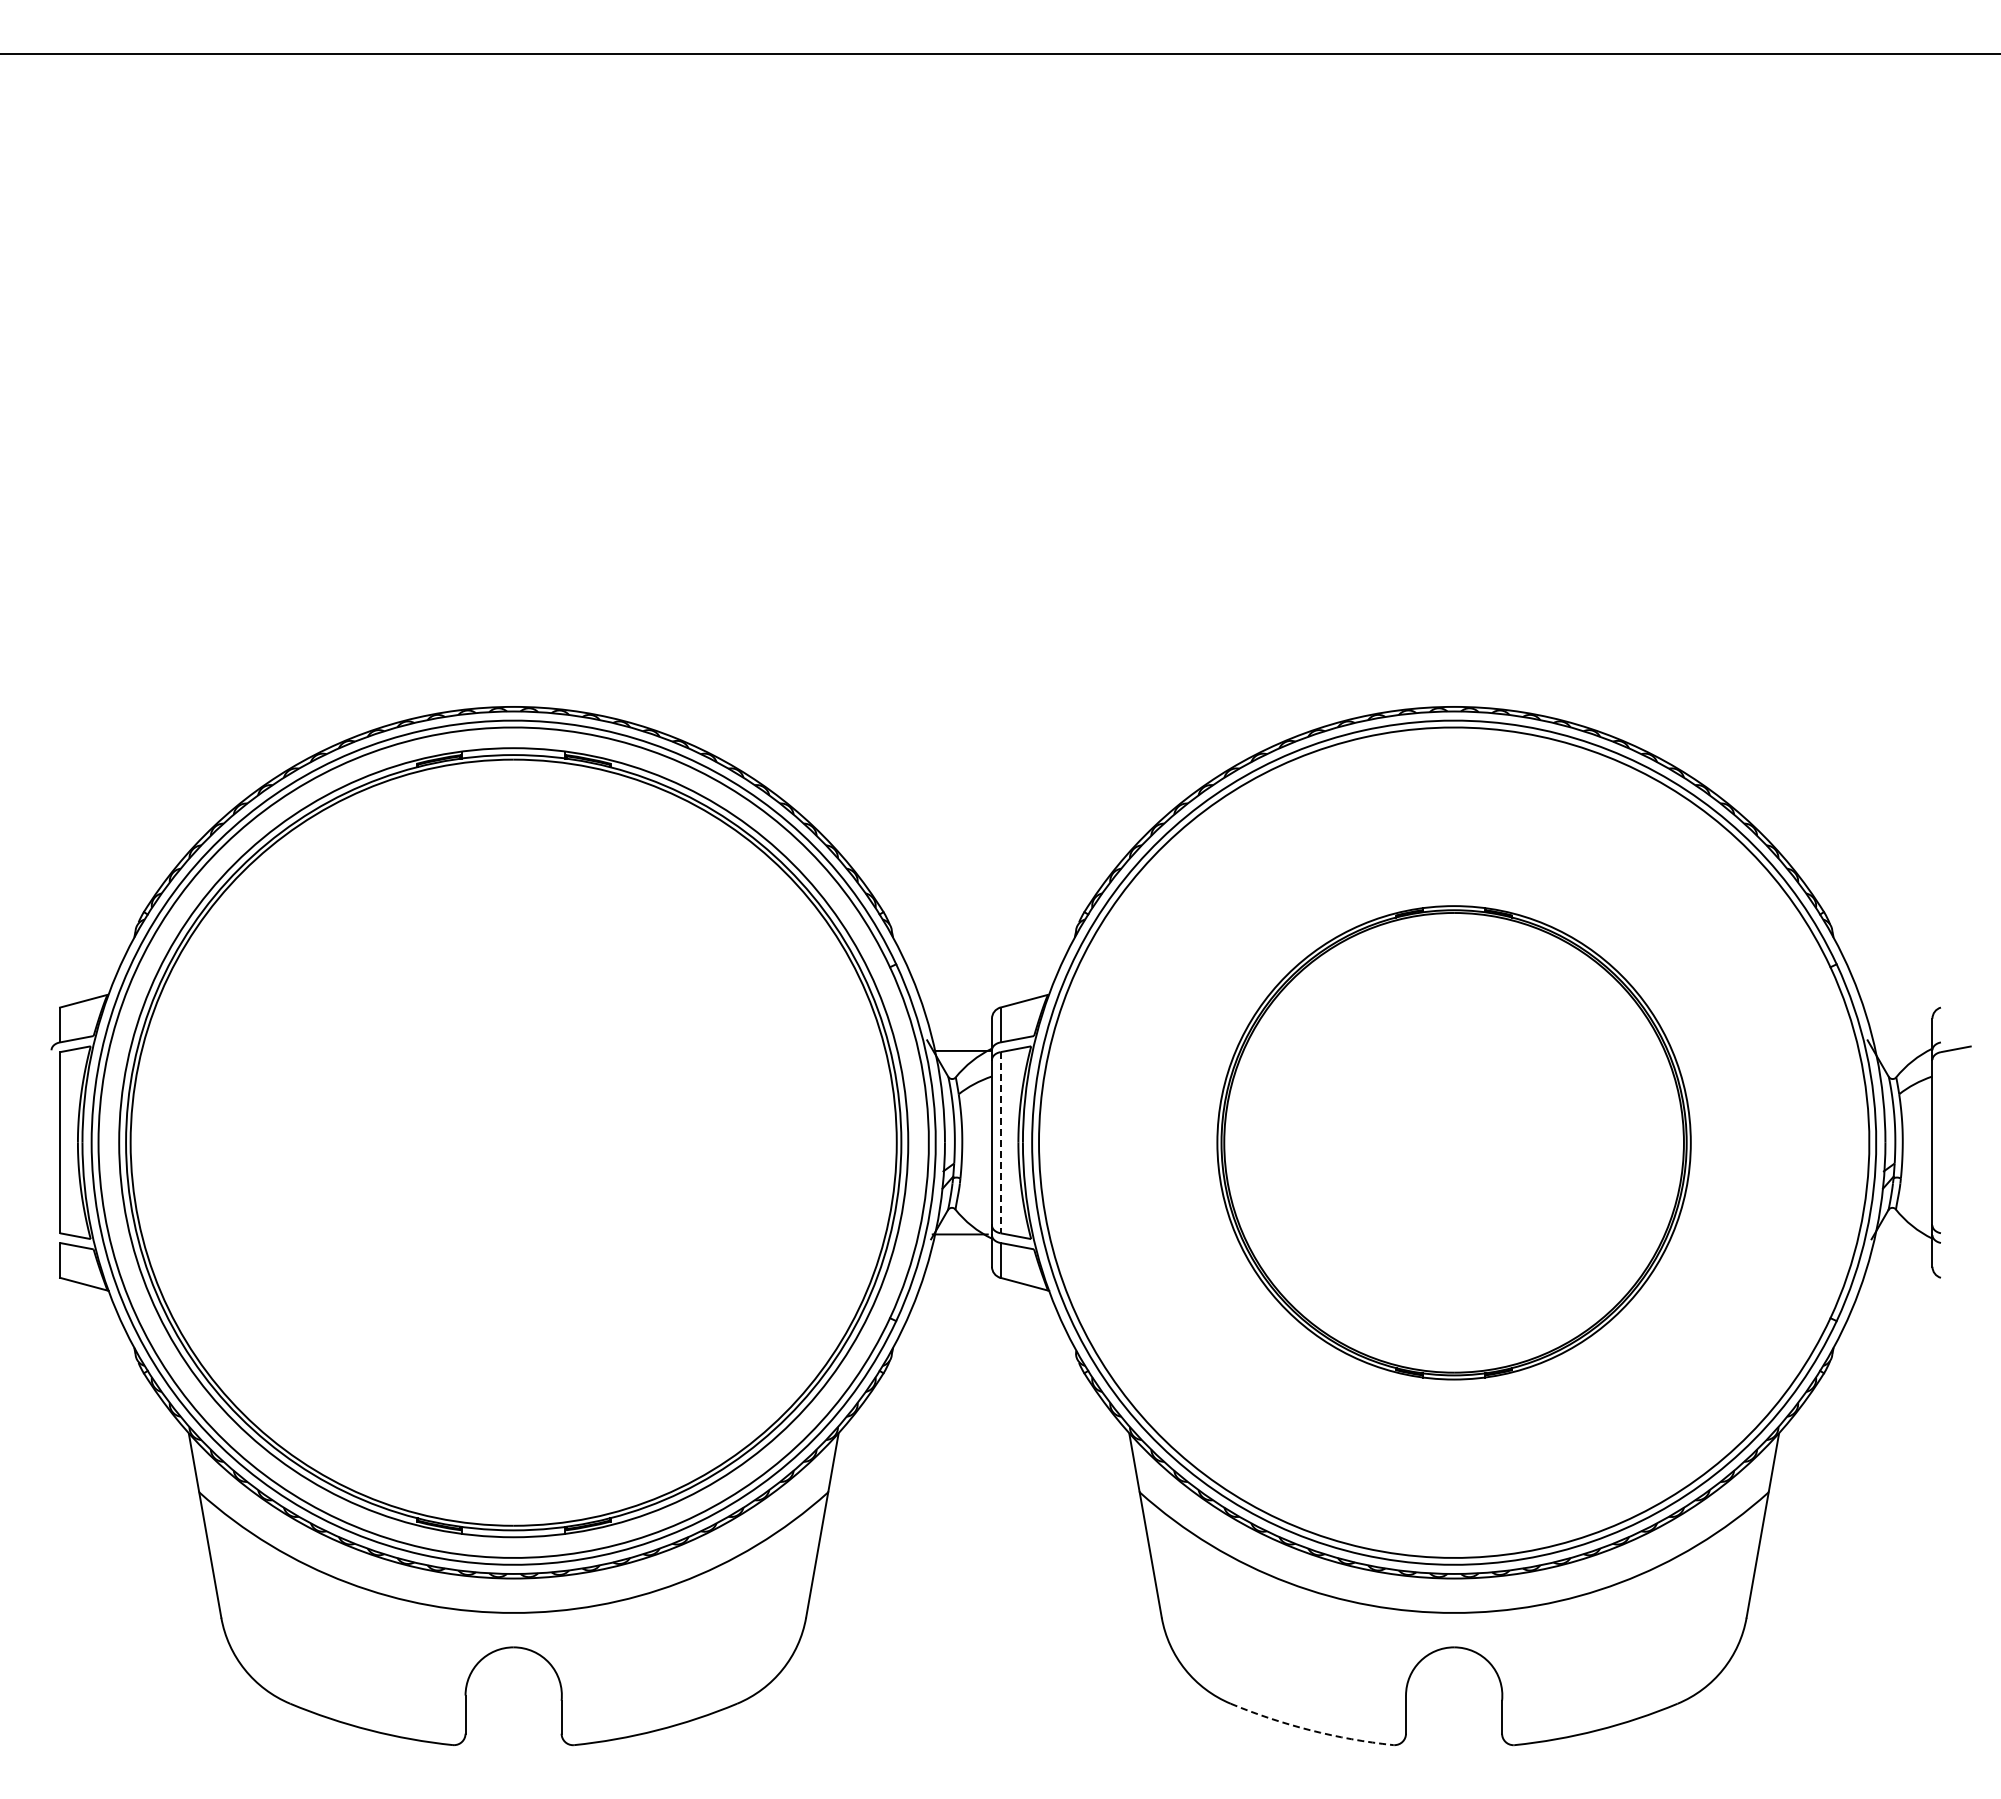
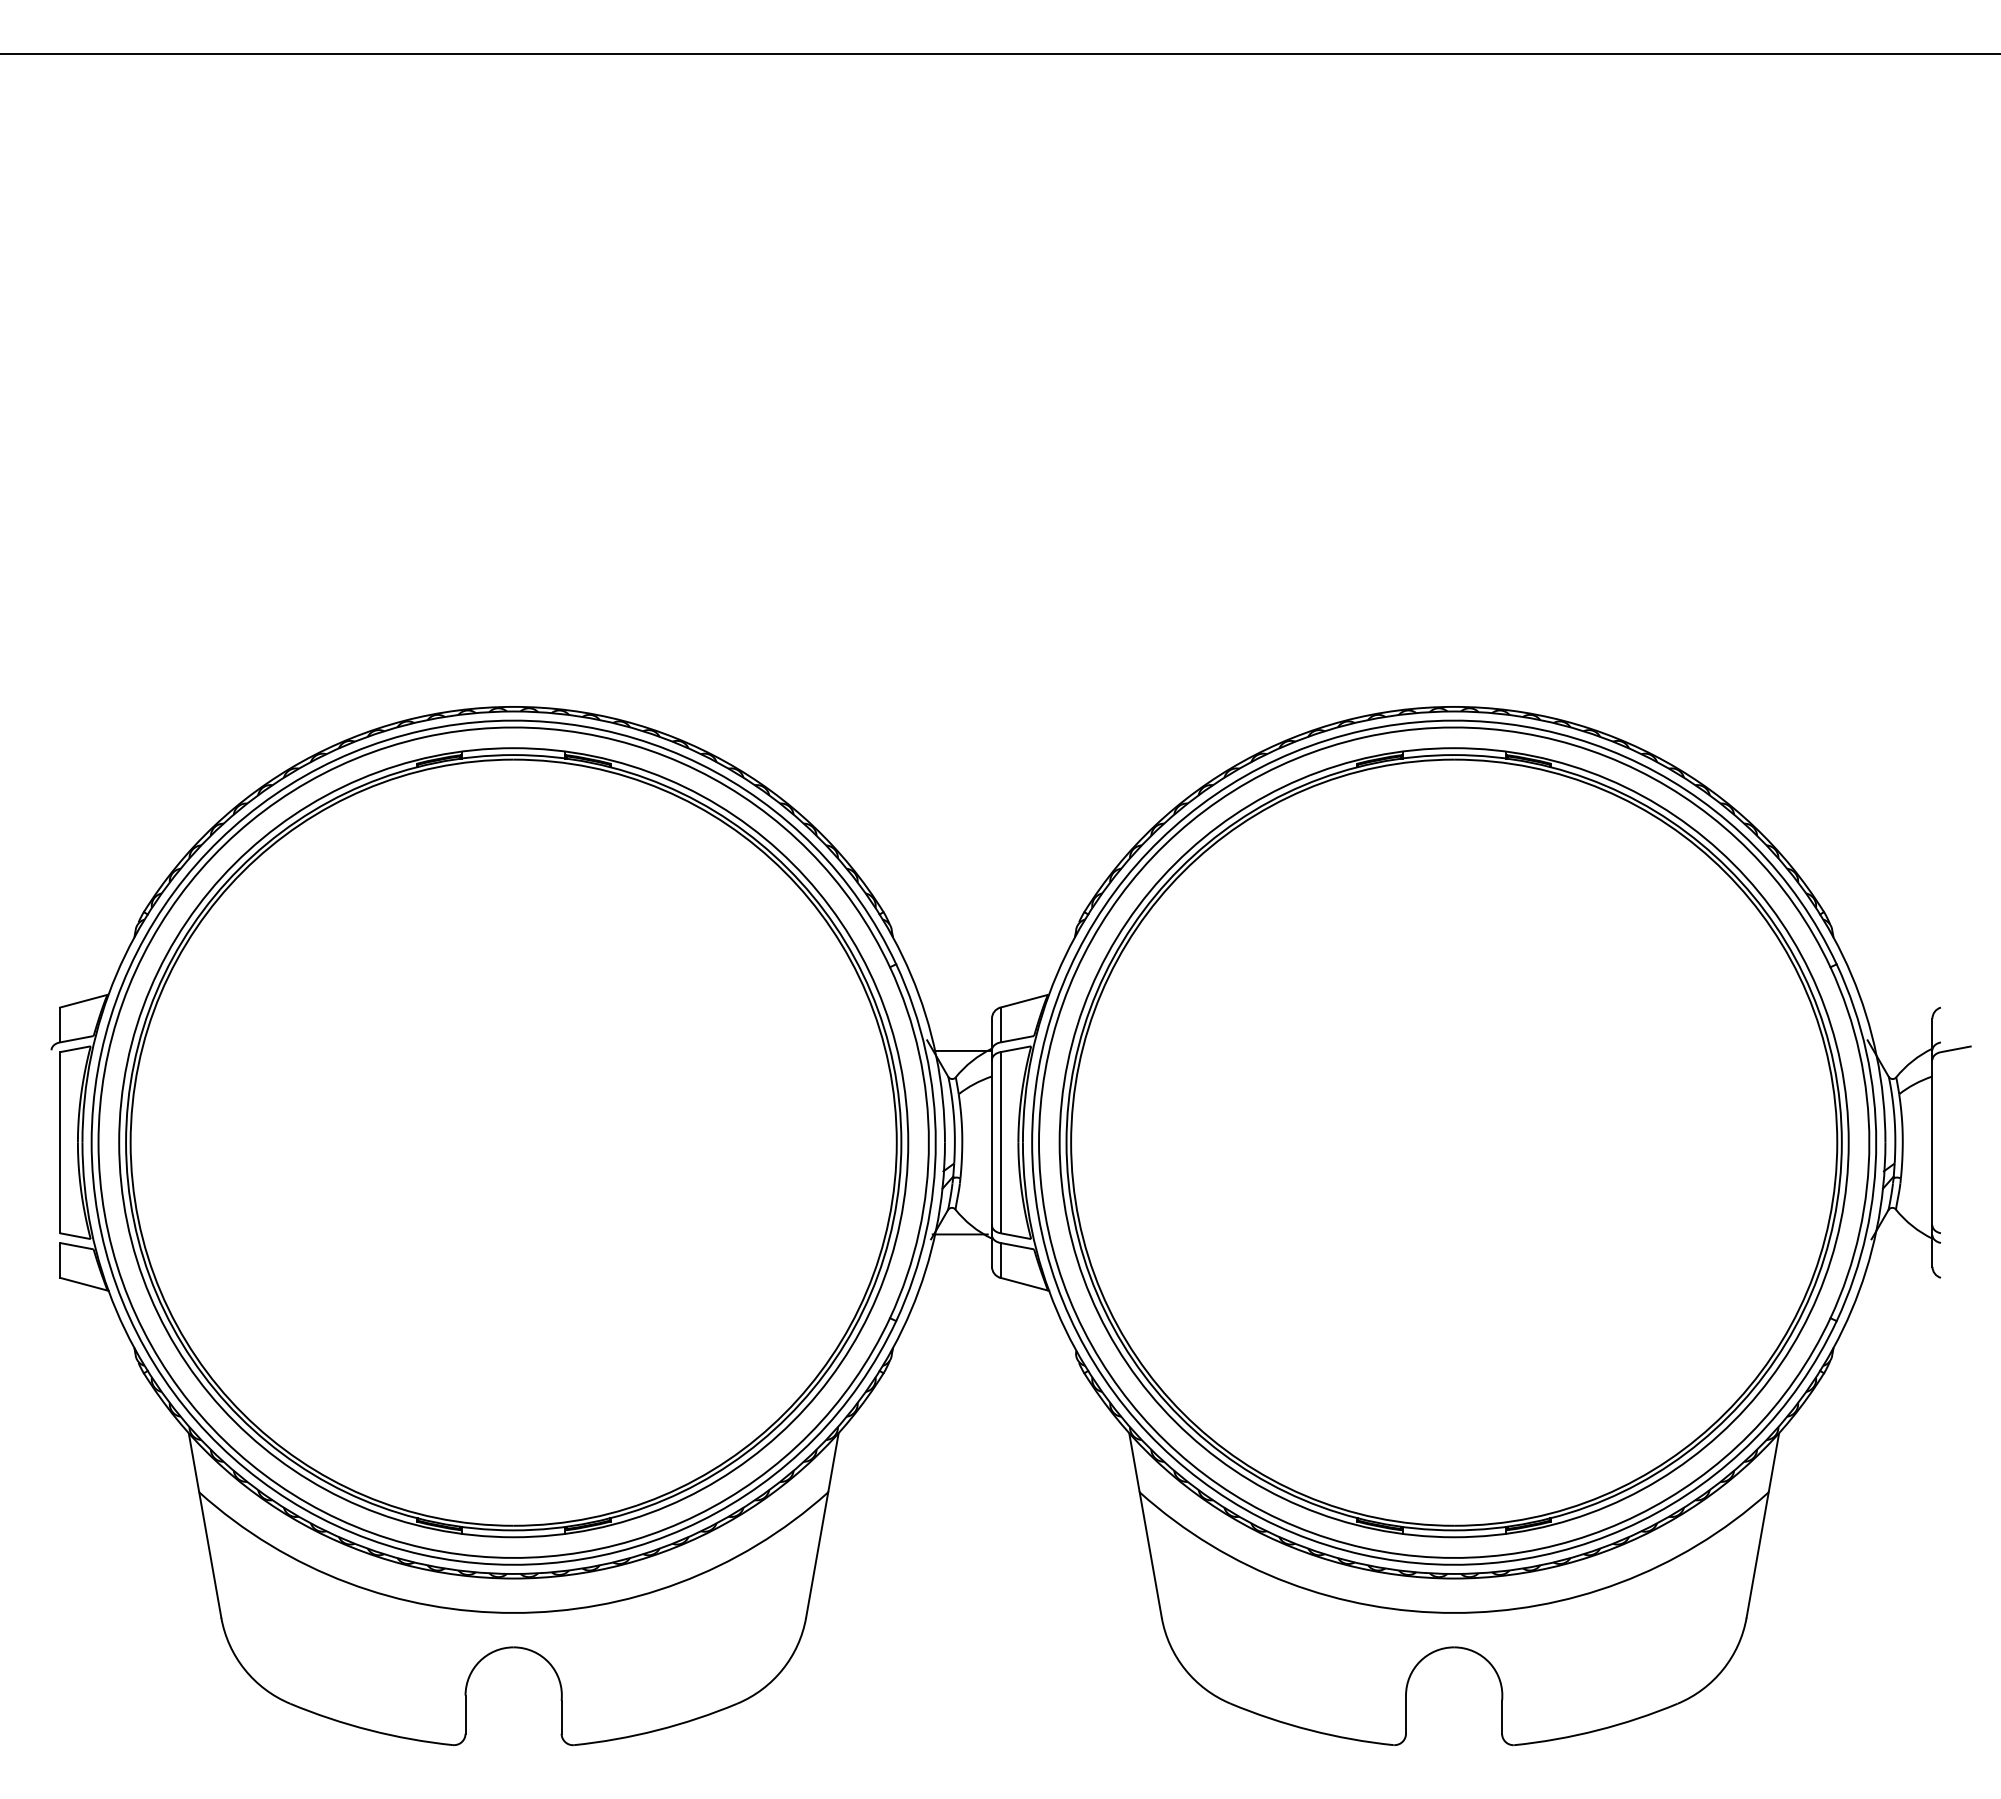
line: dashed -> solid (1000, 1142)
part size: 476x476 px -> 792x792 px (1453, 1142)
arc: dashed -> solid (1310, 1730)
